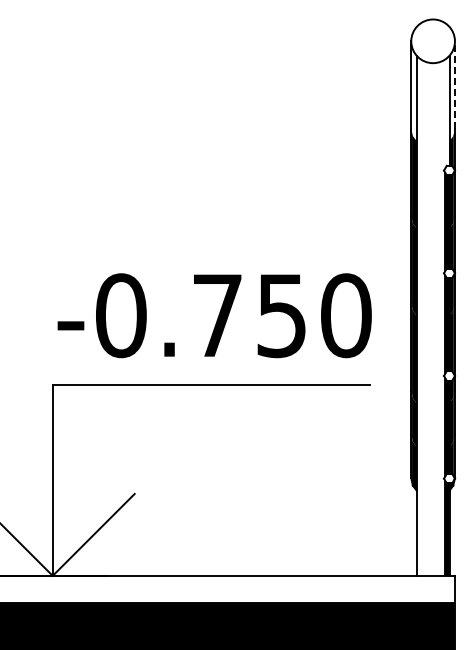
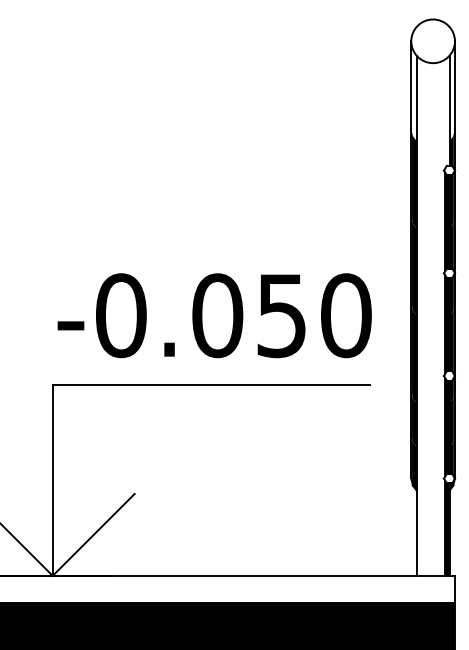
line: dashed -> solid (454, 85)
text: -0.750 -> -0.050 (217, 315)
